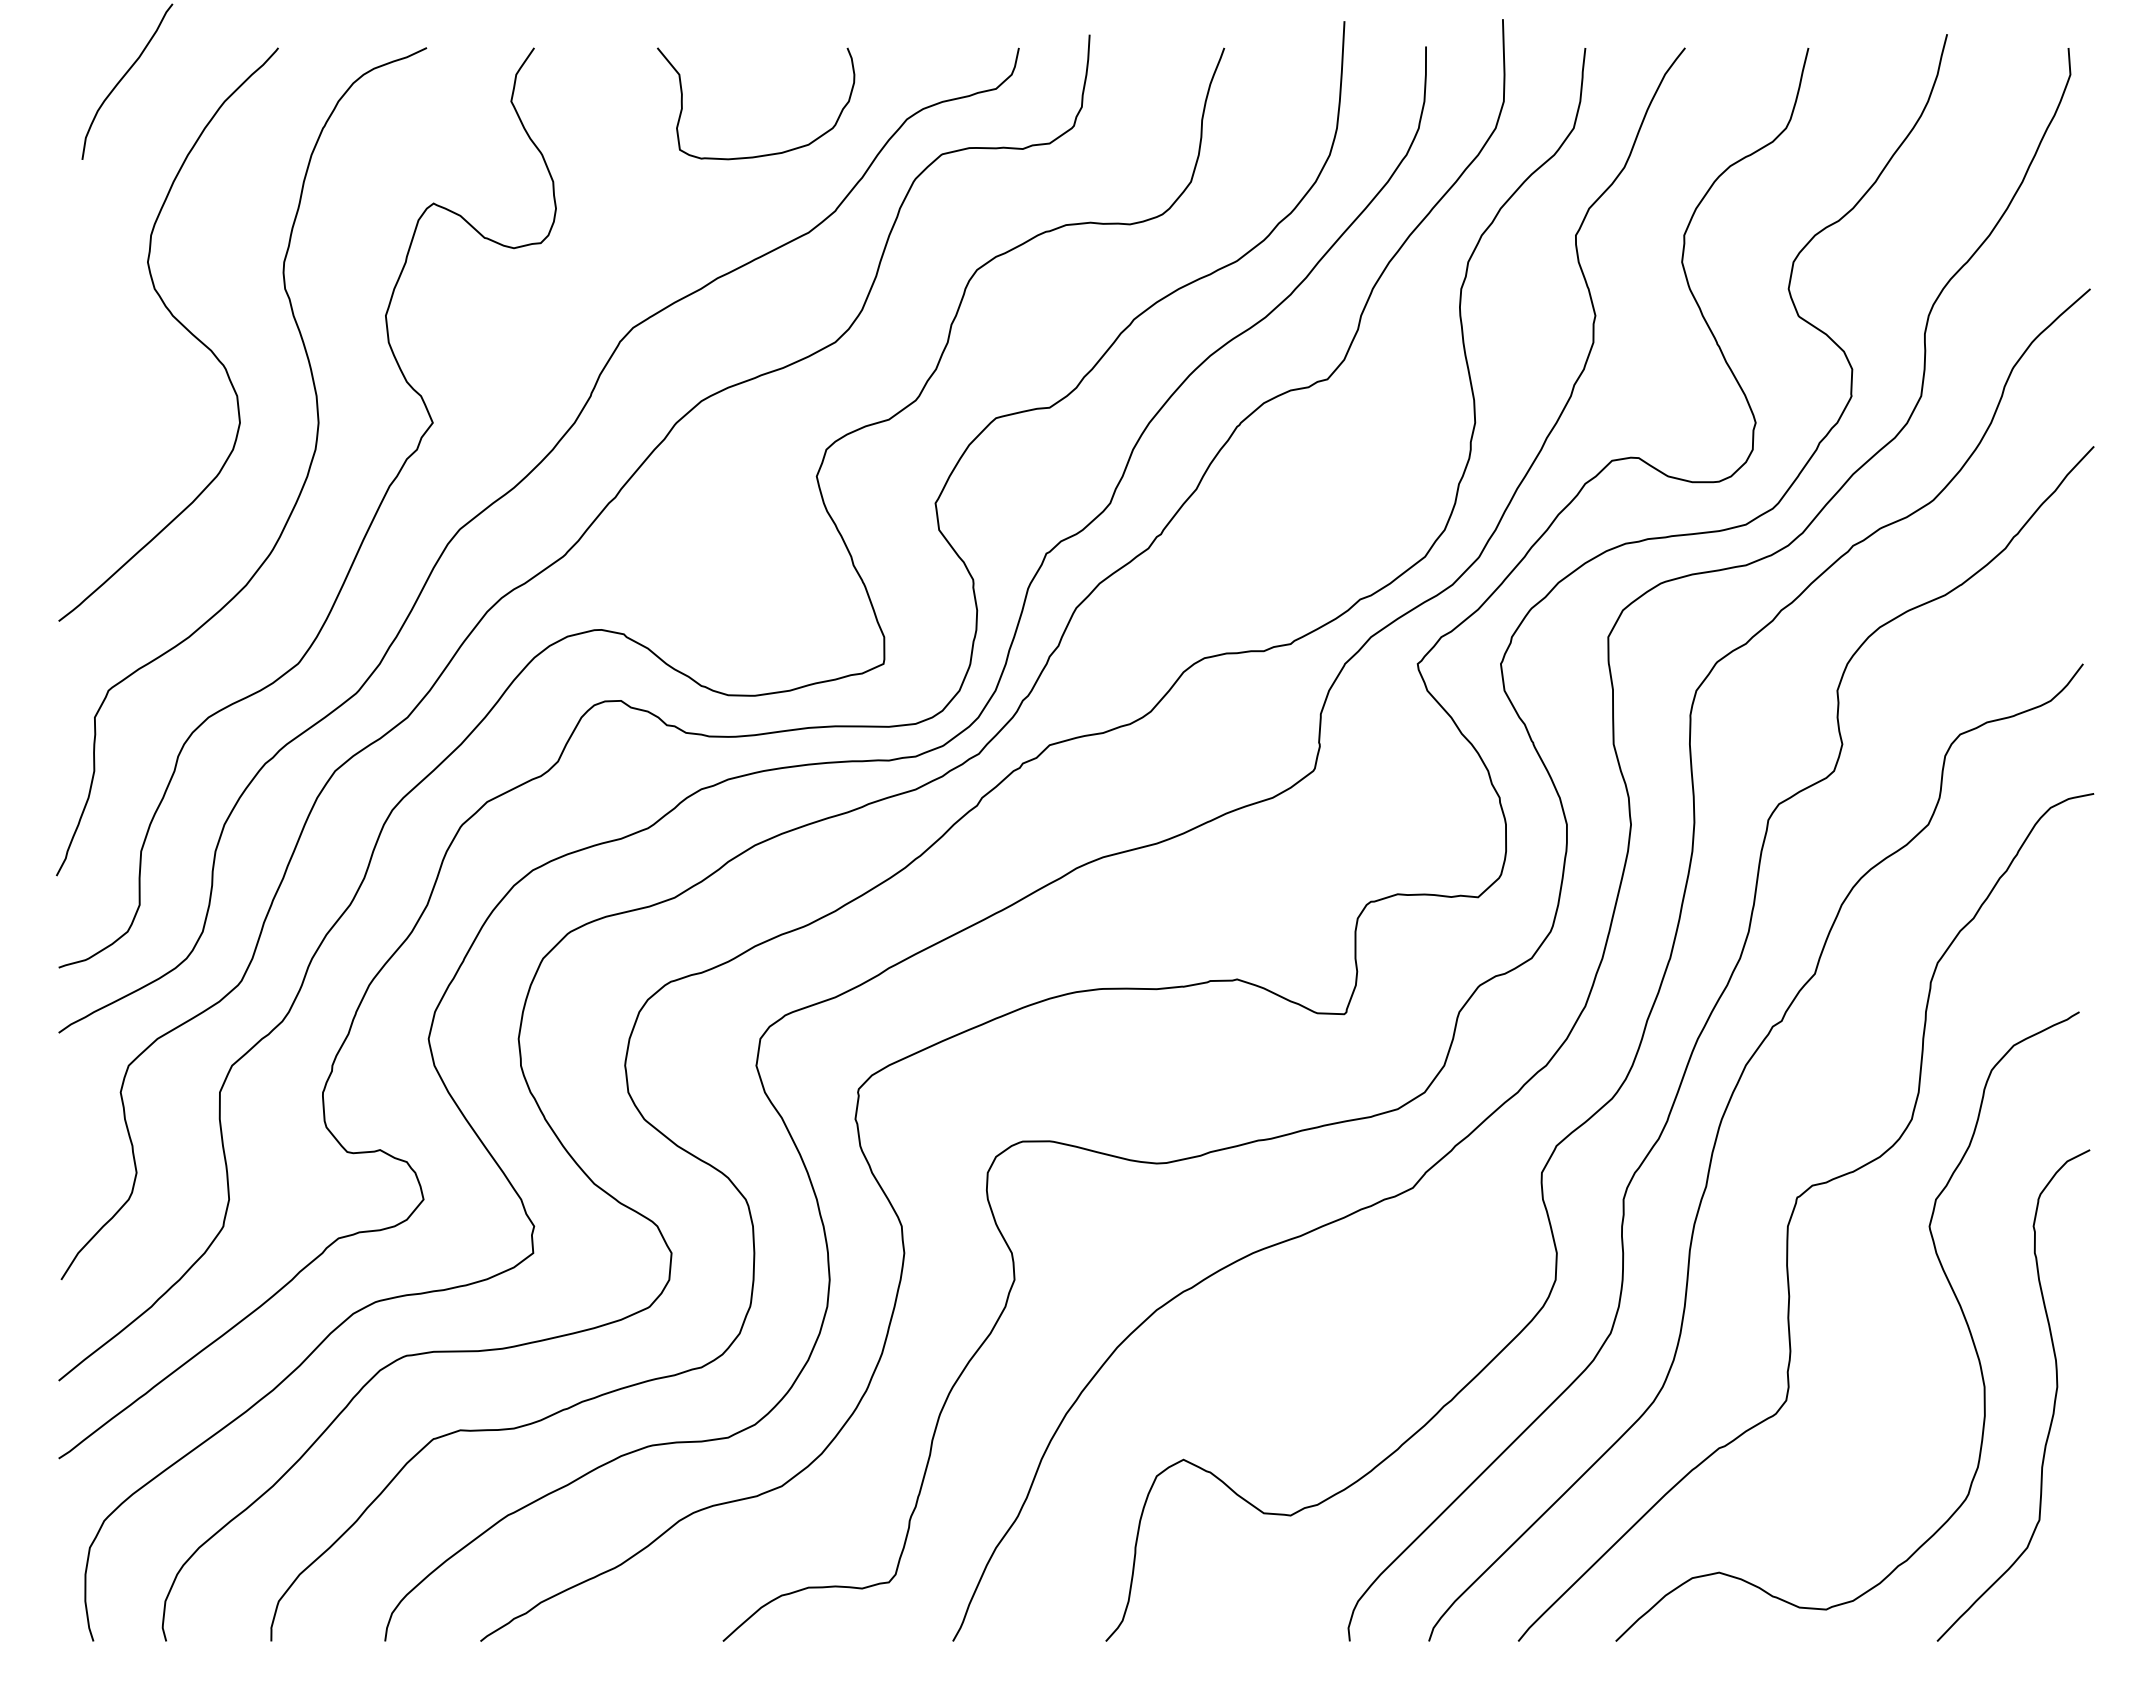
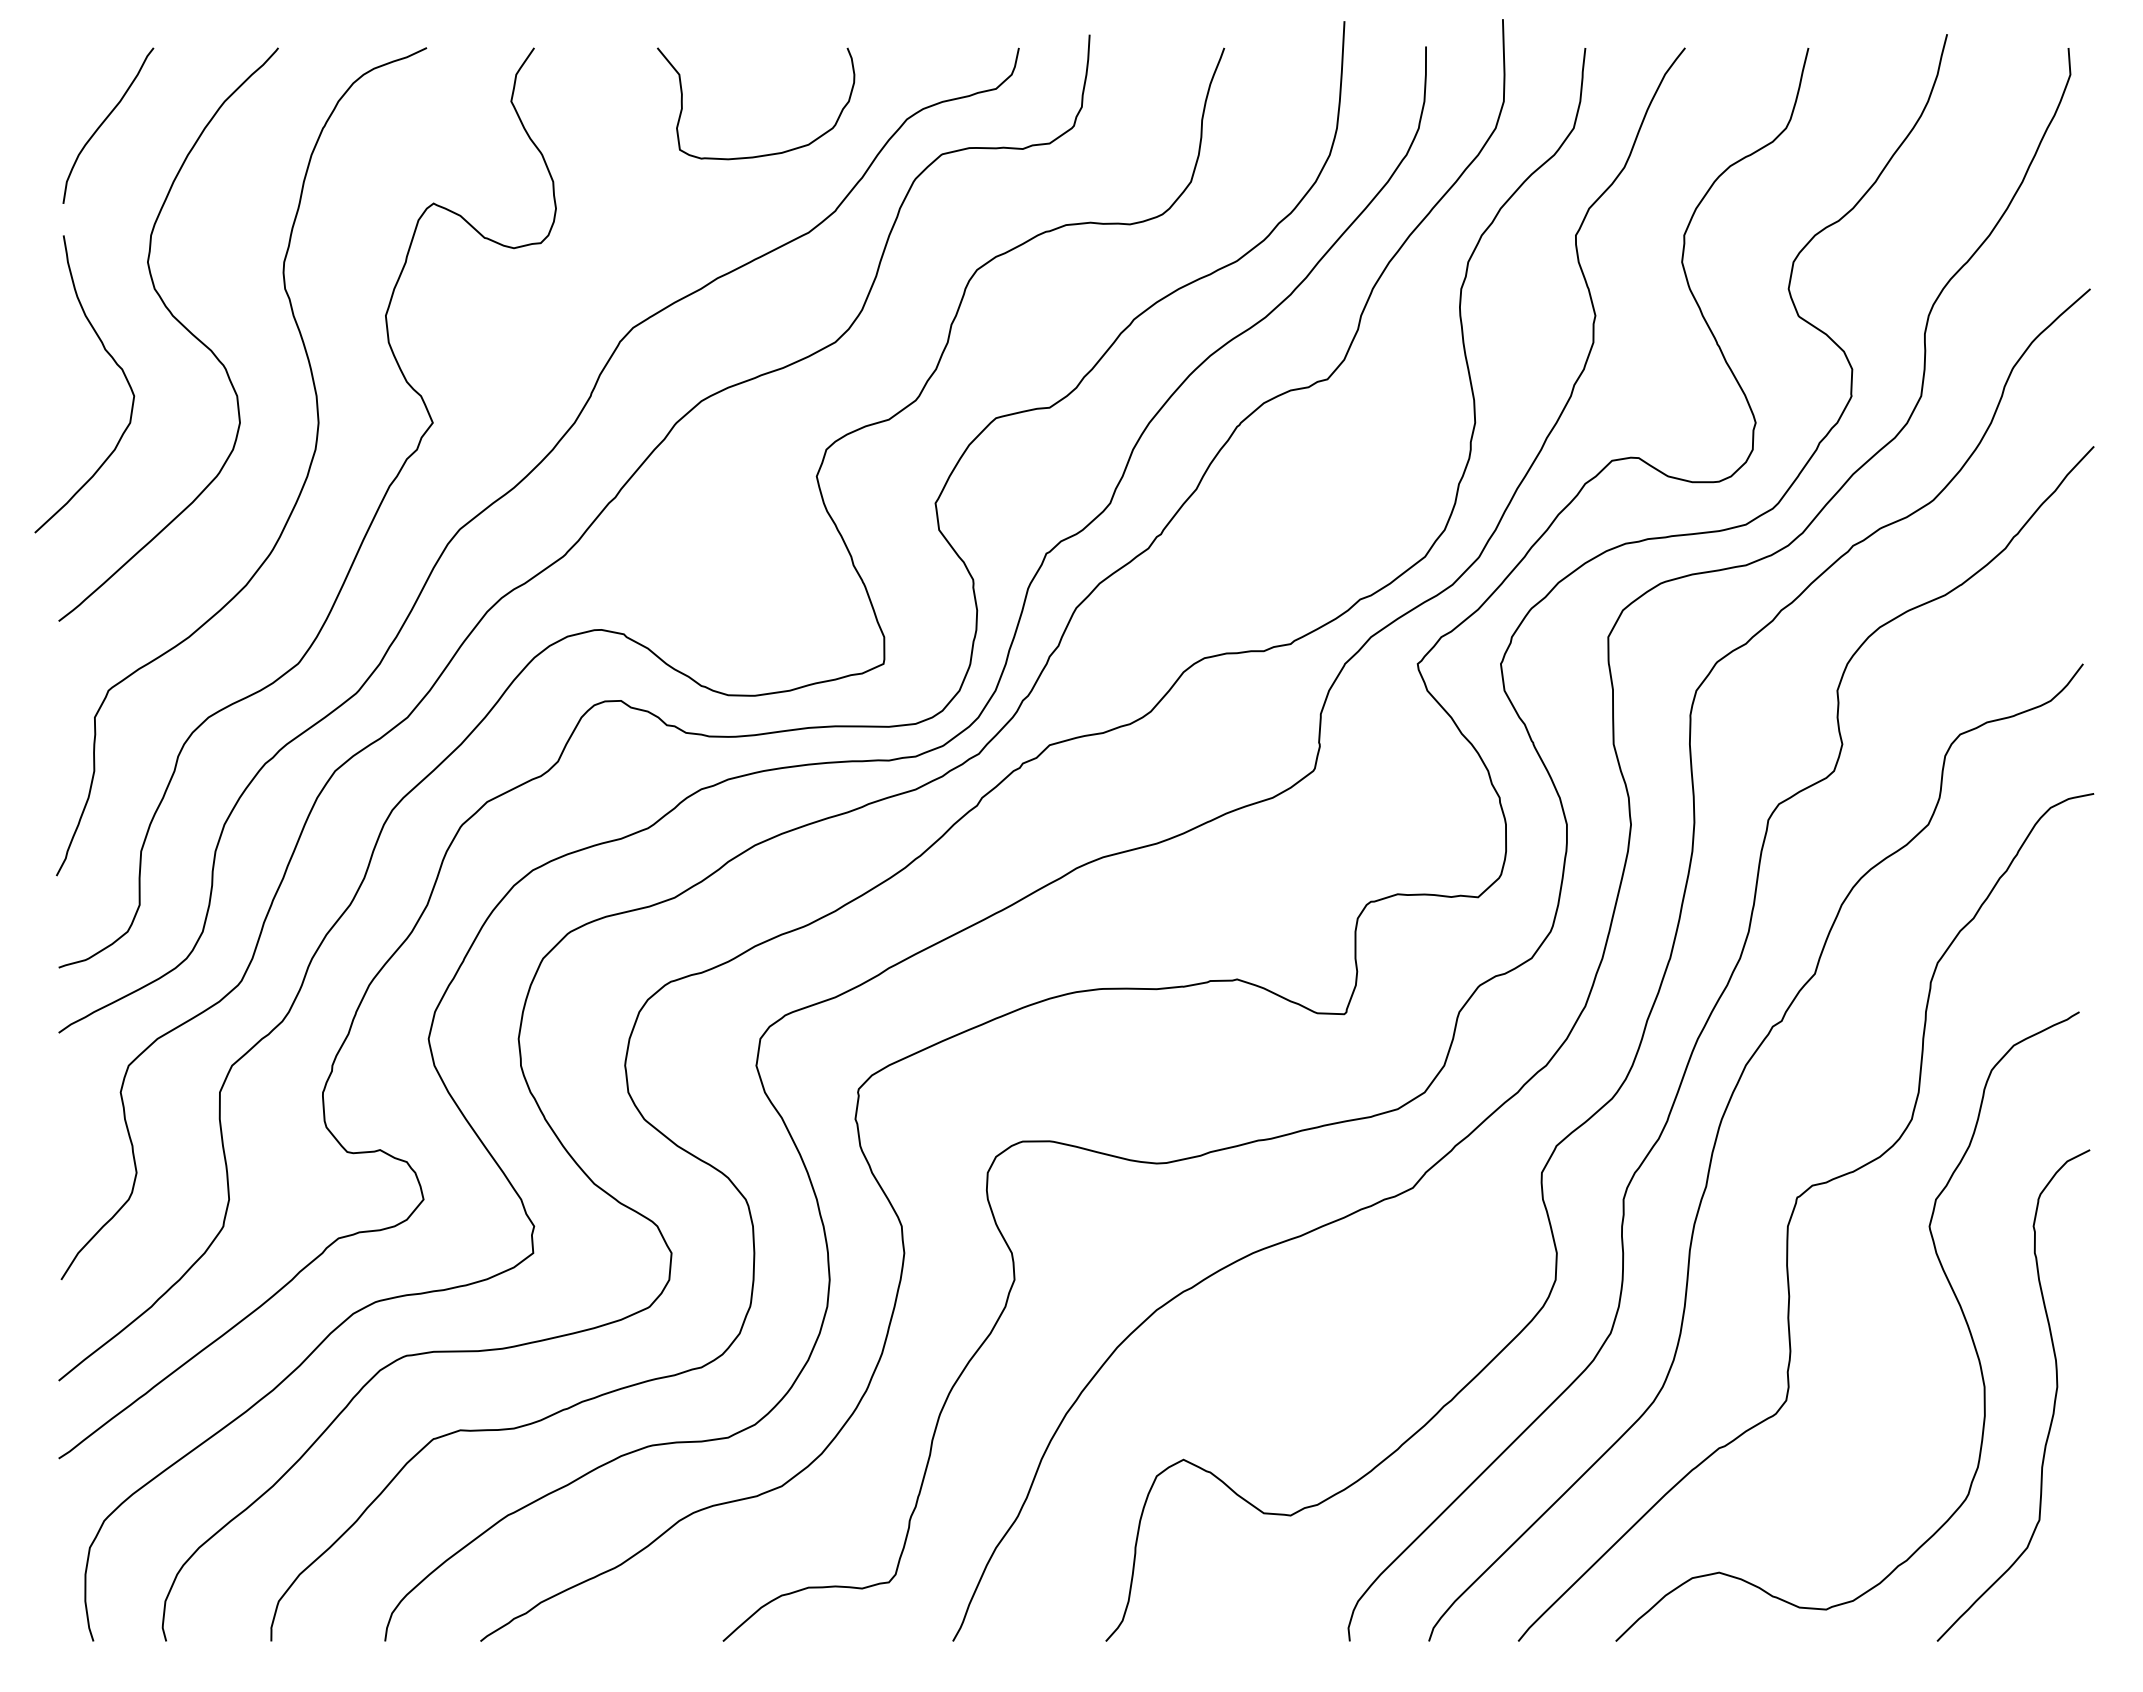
curve position: (124, 77) -> (105, 121) (105, 121)
curve: none -> present (114, 362)
